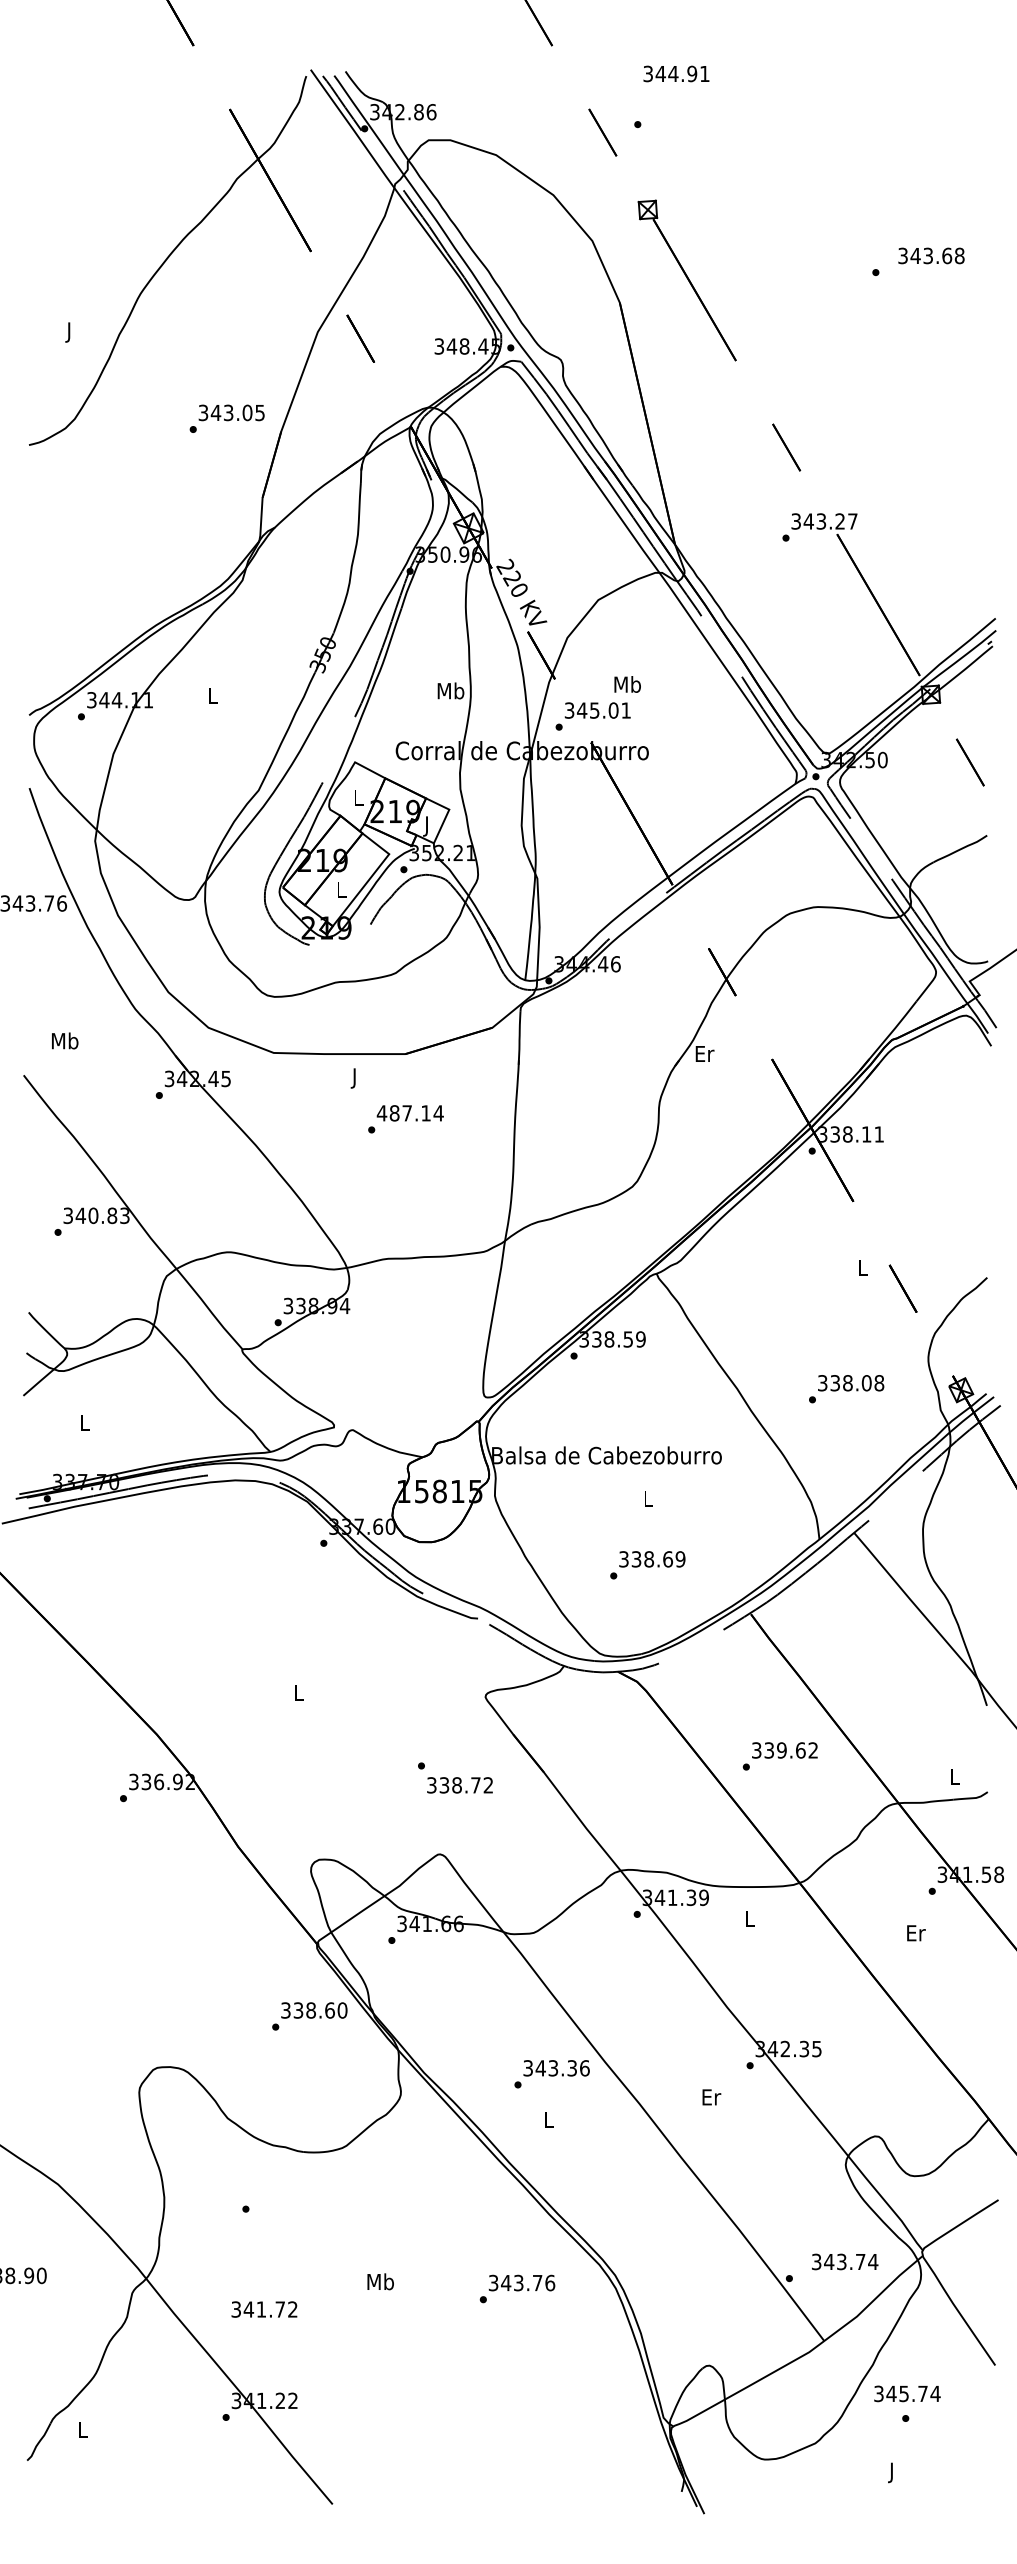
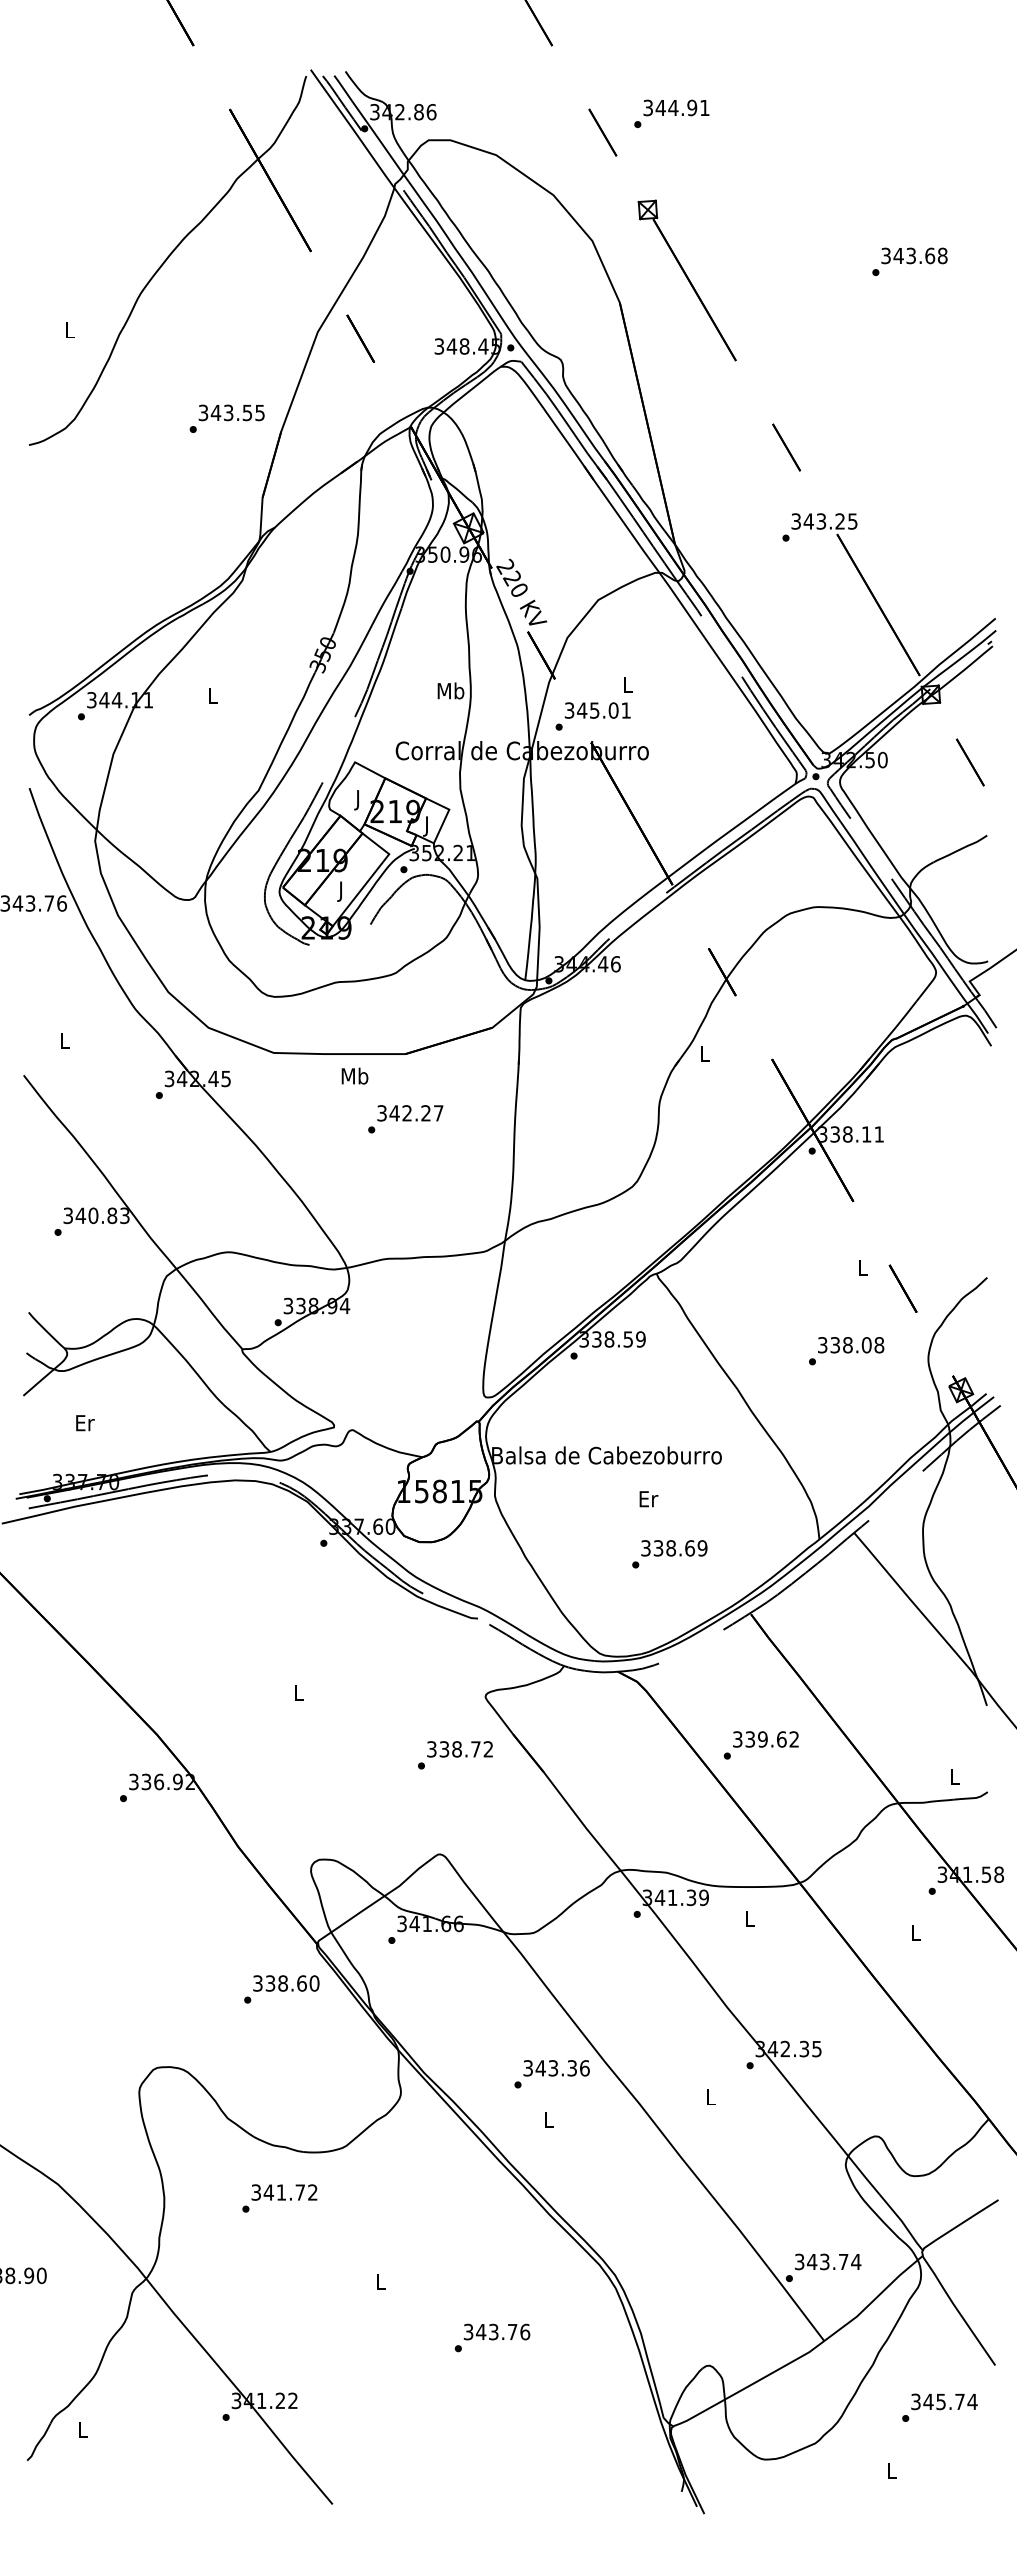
text position: (676, 73) -> (676, 107) (676, 107)
text position: (931, 255) -> (914, 255) (914, 255)
text: J -> L (69, 332)
text: 343.05 -> 343.55 (247, 412)
text: 343.27 -> 343.25 (852, 521)
text: Mb -> L (627, 684)
text: L -> J (358, 800)
text: L -> J (341, 891)
text: Mb -> L (65, 1040)
text: Er -> L (704, 1053)
text: J -> Mb (354, 1077)
text: 487.14 -> 342.27 (409, 1113)
text position: (846, 1389) -> (846, 1351) (846, 1351)
text: L -> Er (85, 1423)
text: L -> Er (648, 1499)
text position: (647, 1565) -> (669, 1554) (669, 1554)
text position: (779, 1756) -> (760, 1745) (760, 1745)
text position: (459, 1785) -> (459, 1749) (459, 1749)
text: Er -> L (916, 1933)
text position: (309, 2016) -> (281, 1989) (281, 1989)
text: Er -> L (711, 2097)
text position: (845, 2261) -> (828, 2261) (828, 2261)
text: Mb -> L (380, 2281)
text position: (517, 2288) -> (492, 2337) (492, 2337)
text position: (264, 2309) -> (284, 2192) (284, 2192)
text position: (907, 2393) -> (944, 2401) (944, 2401)
text: J -> L (892, 2472)
